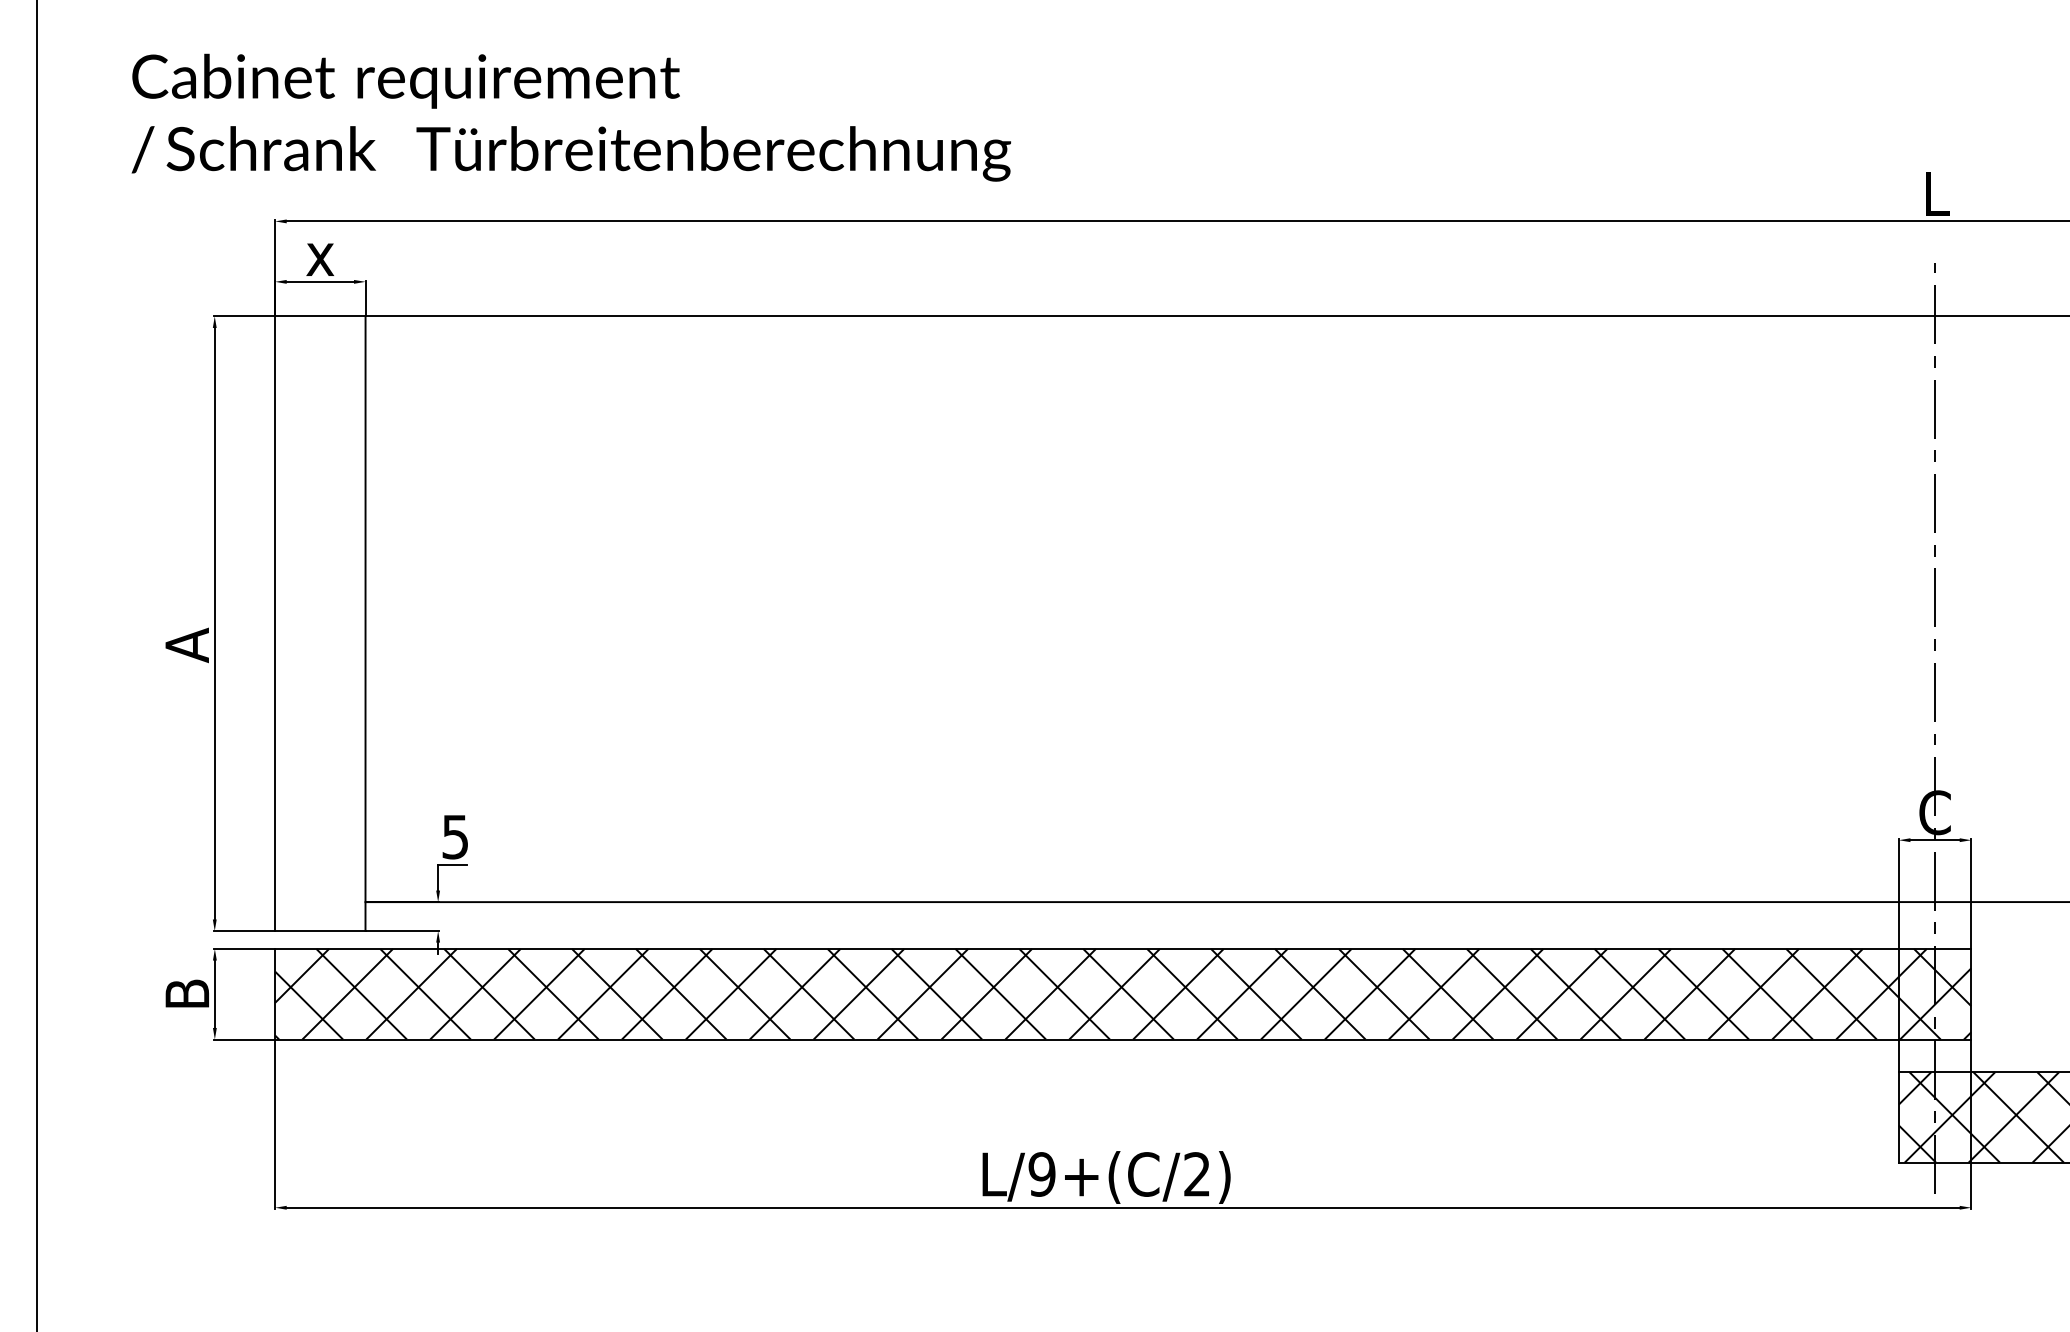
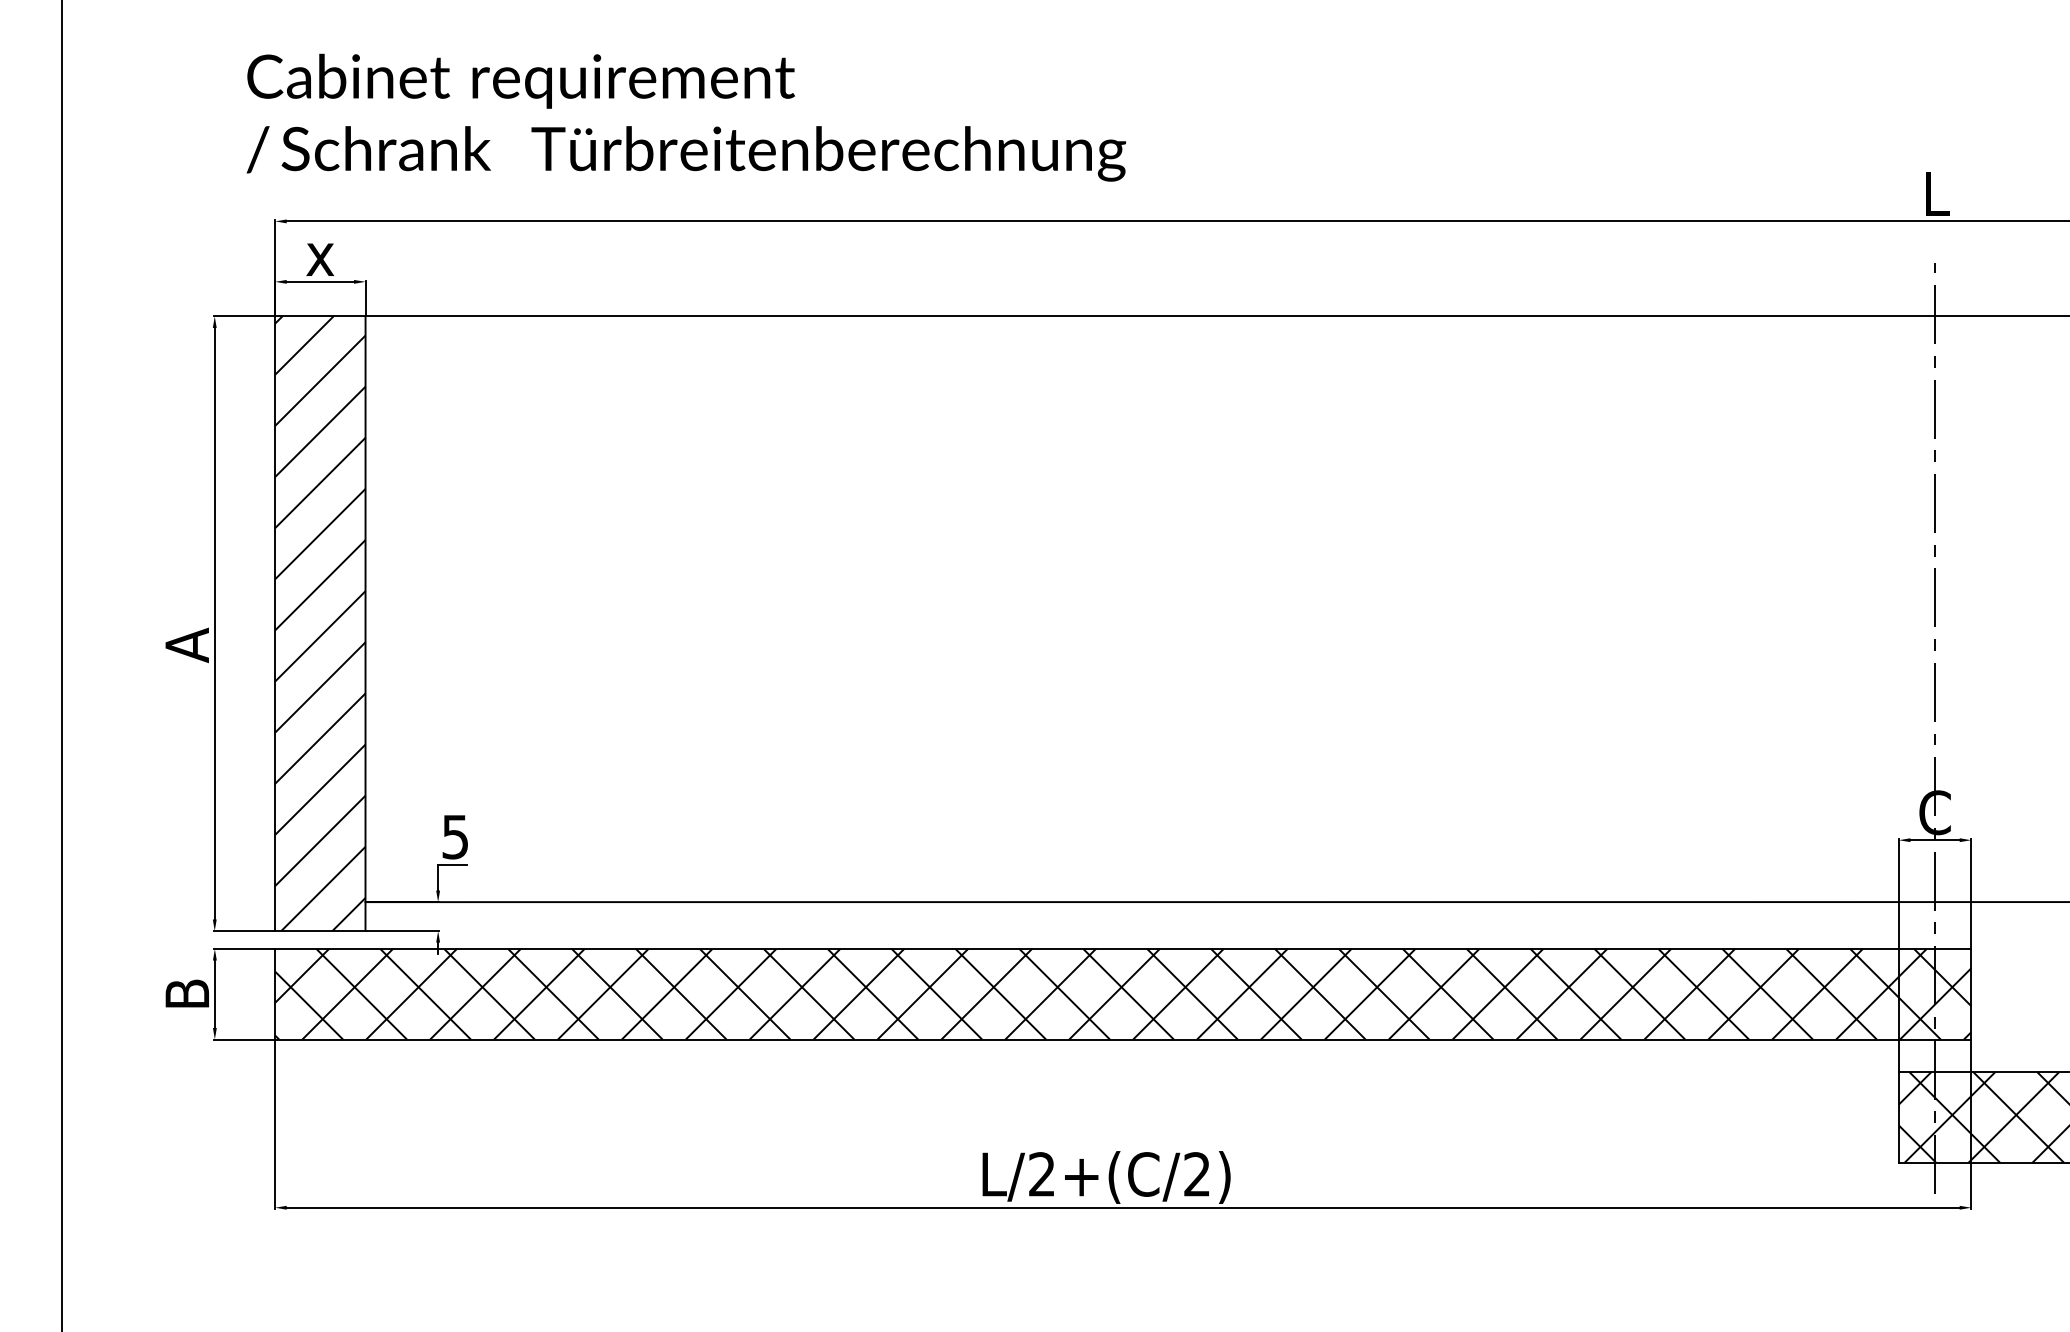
text position: (570, 117) -> (685, 117) (685, 117)
hatch: none -> present (320, 623)
line position: (37, 665) -> (62, 665) (62, 665)
text: L/9+(C/2) -> L/2+(C/2) (1041, 1174)
